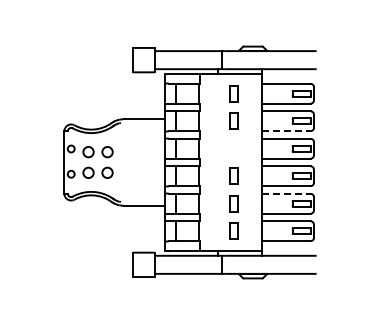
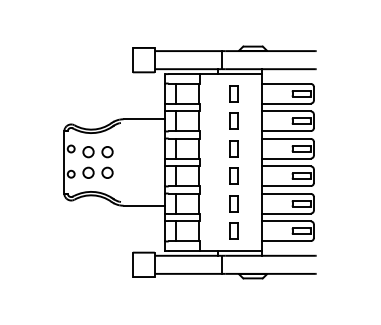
line: dashed -> solid (286, 131)
part: none -> present (233, 148)
line: dashed -> solid (286, 193)
